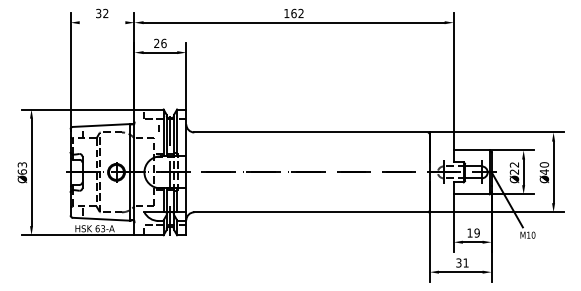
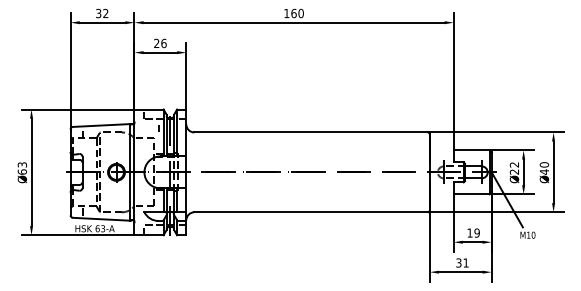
text: 162 -> 160 (300, 13)
line: none -> present (102, 22)
